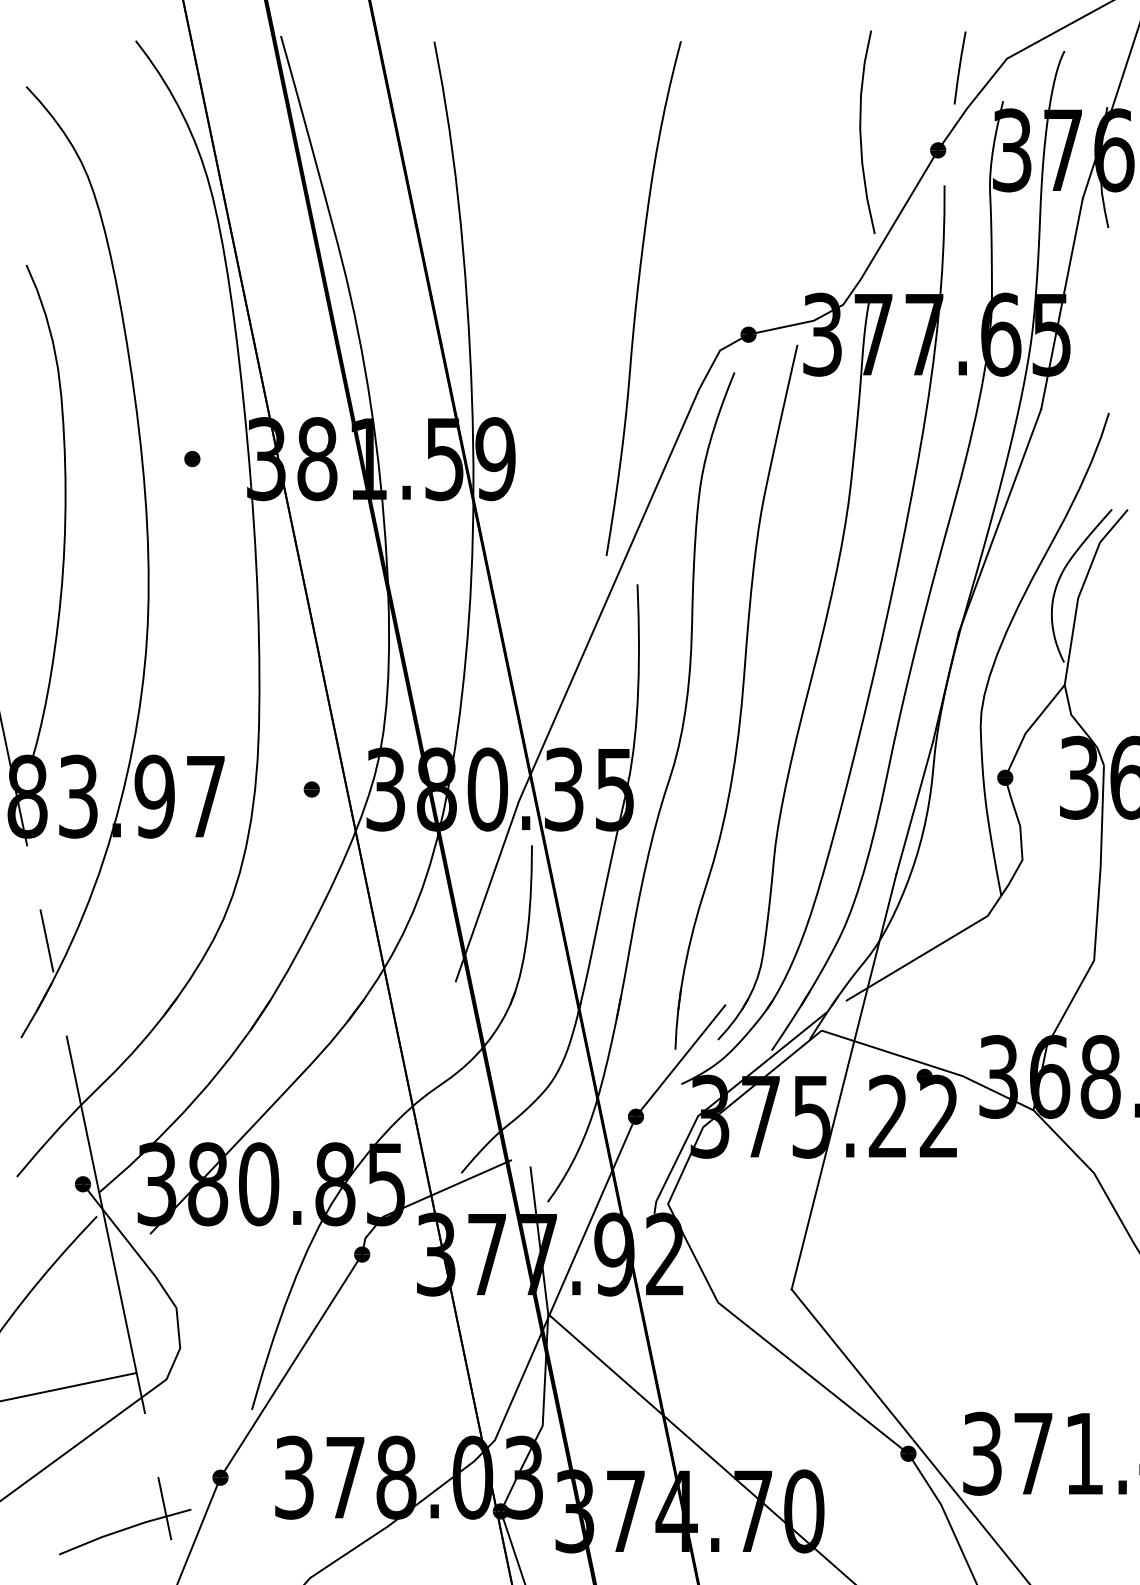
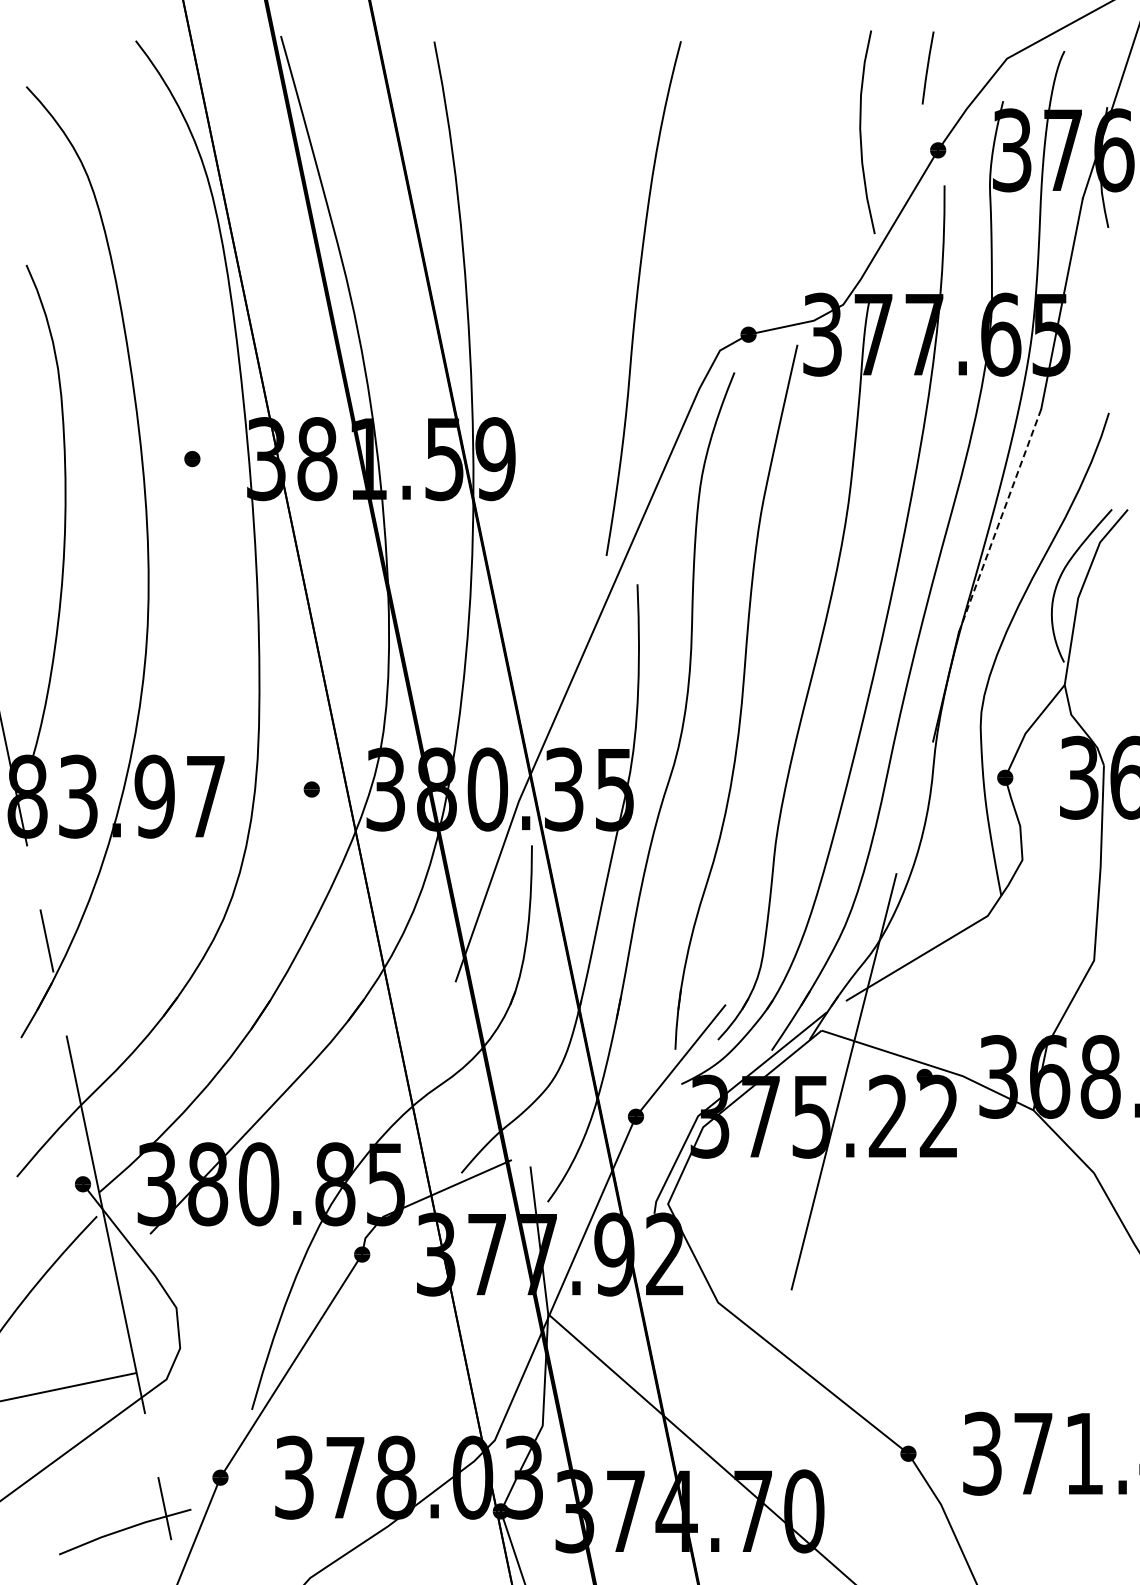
line position: (959, 67) -> (927, 67) (927, 67)
line: solid -> dashed (1000, 520)
line: present -> none (914, 807)
line: present -> none (909, 1435)
